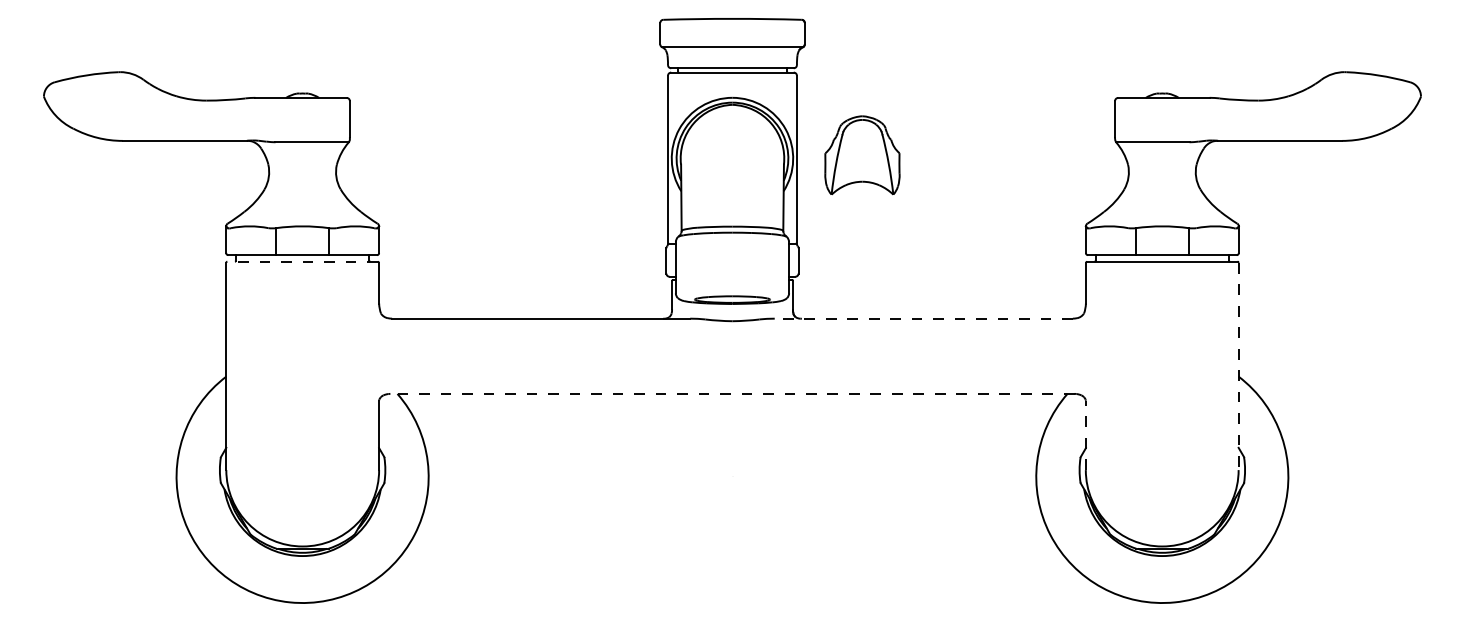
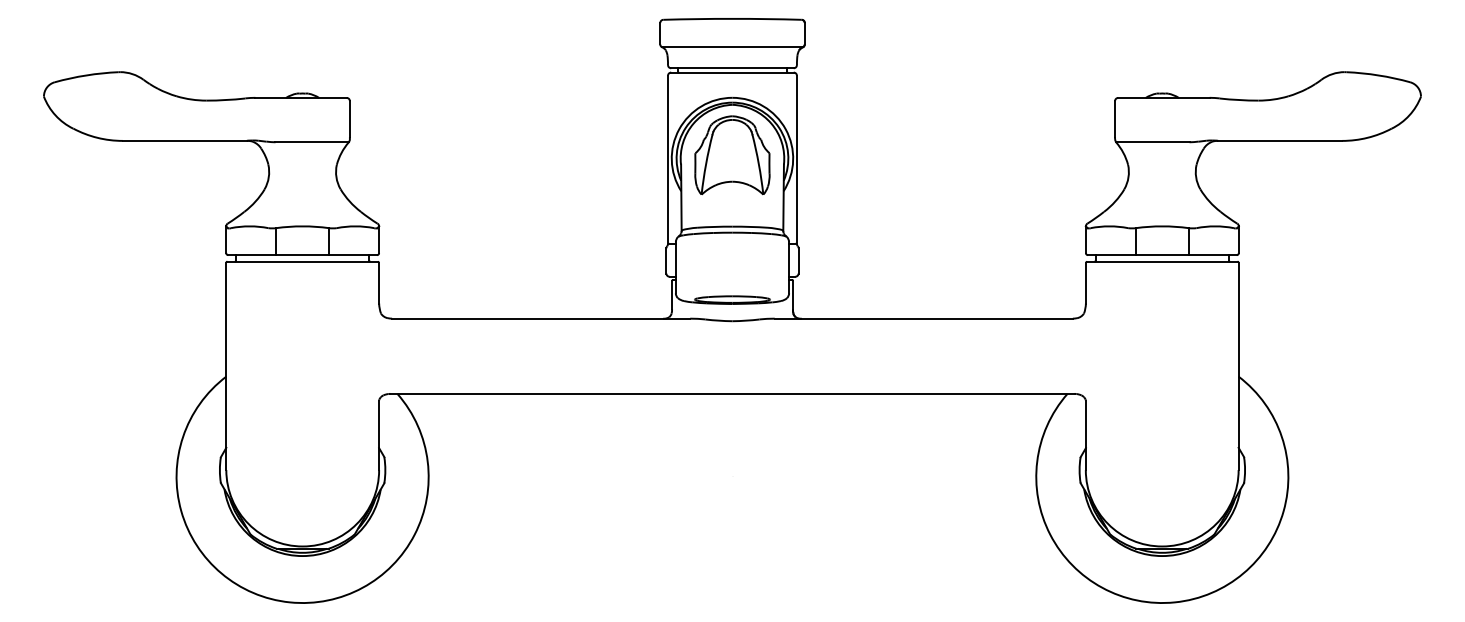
part position: (862, 155) -> (732, 155) (732, 155)
line: dashed -> solid (302, 261)
line: dashed -> solid (923, 318)
line: dashed -> solid (1238, 366)
line: dashed -> solid (732, 393)
line: dashed -> solid (1085, 435)
